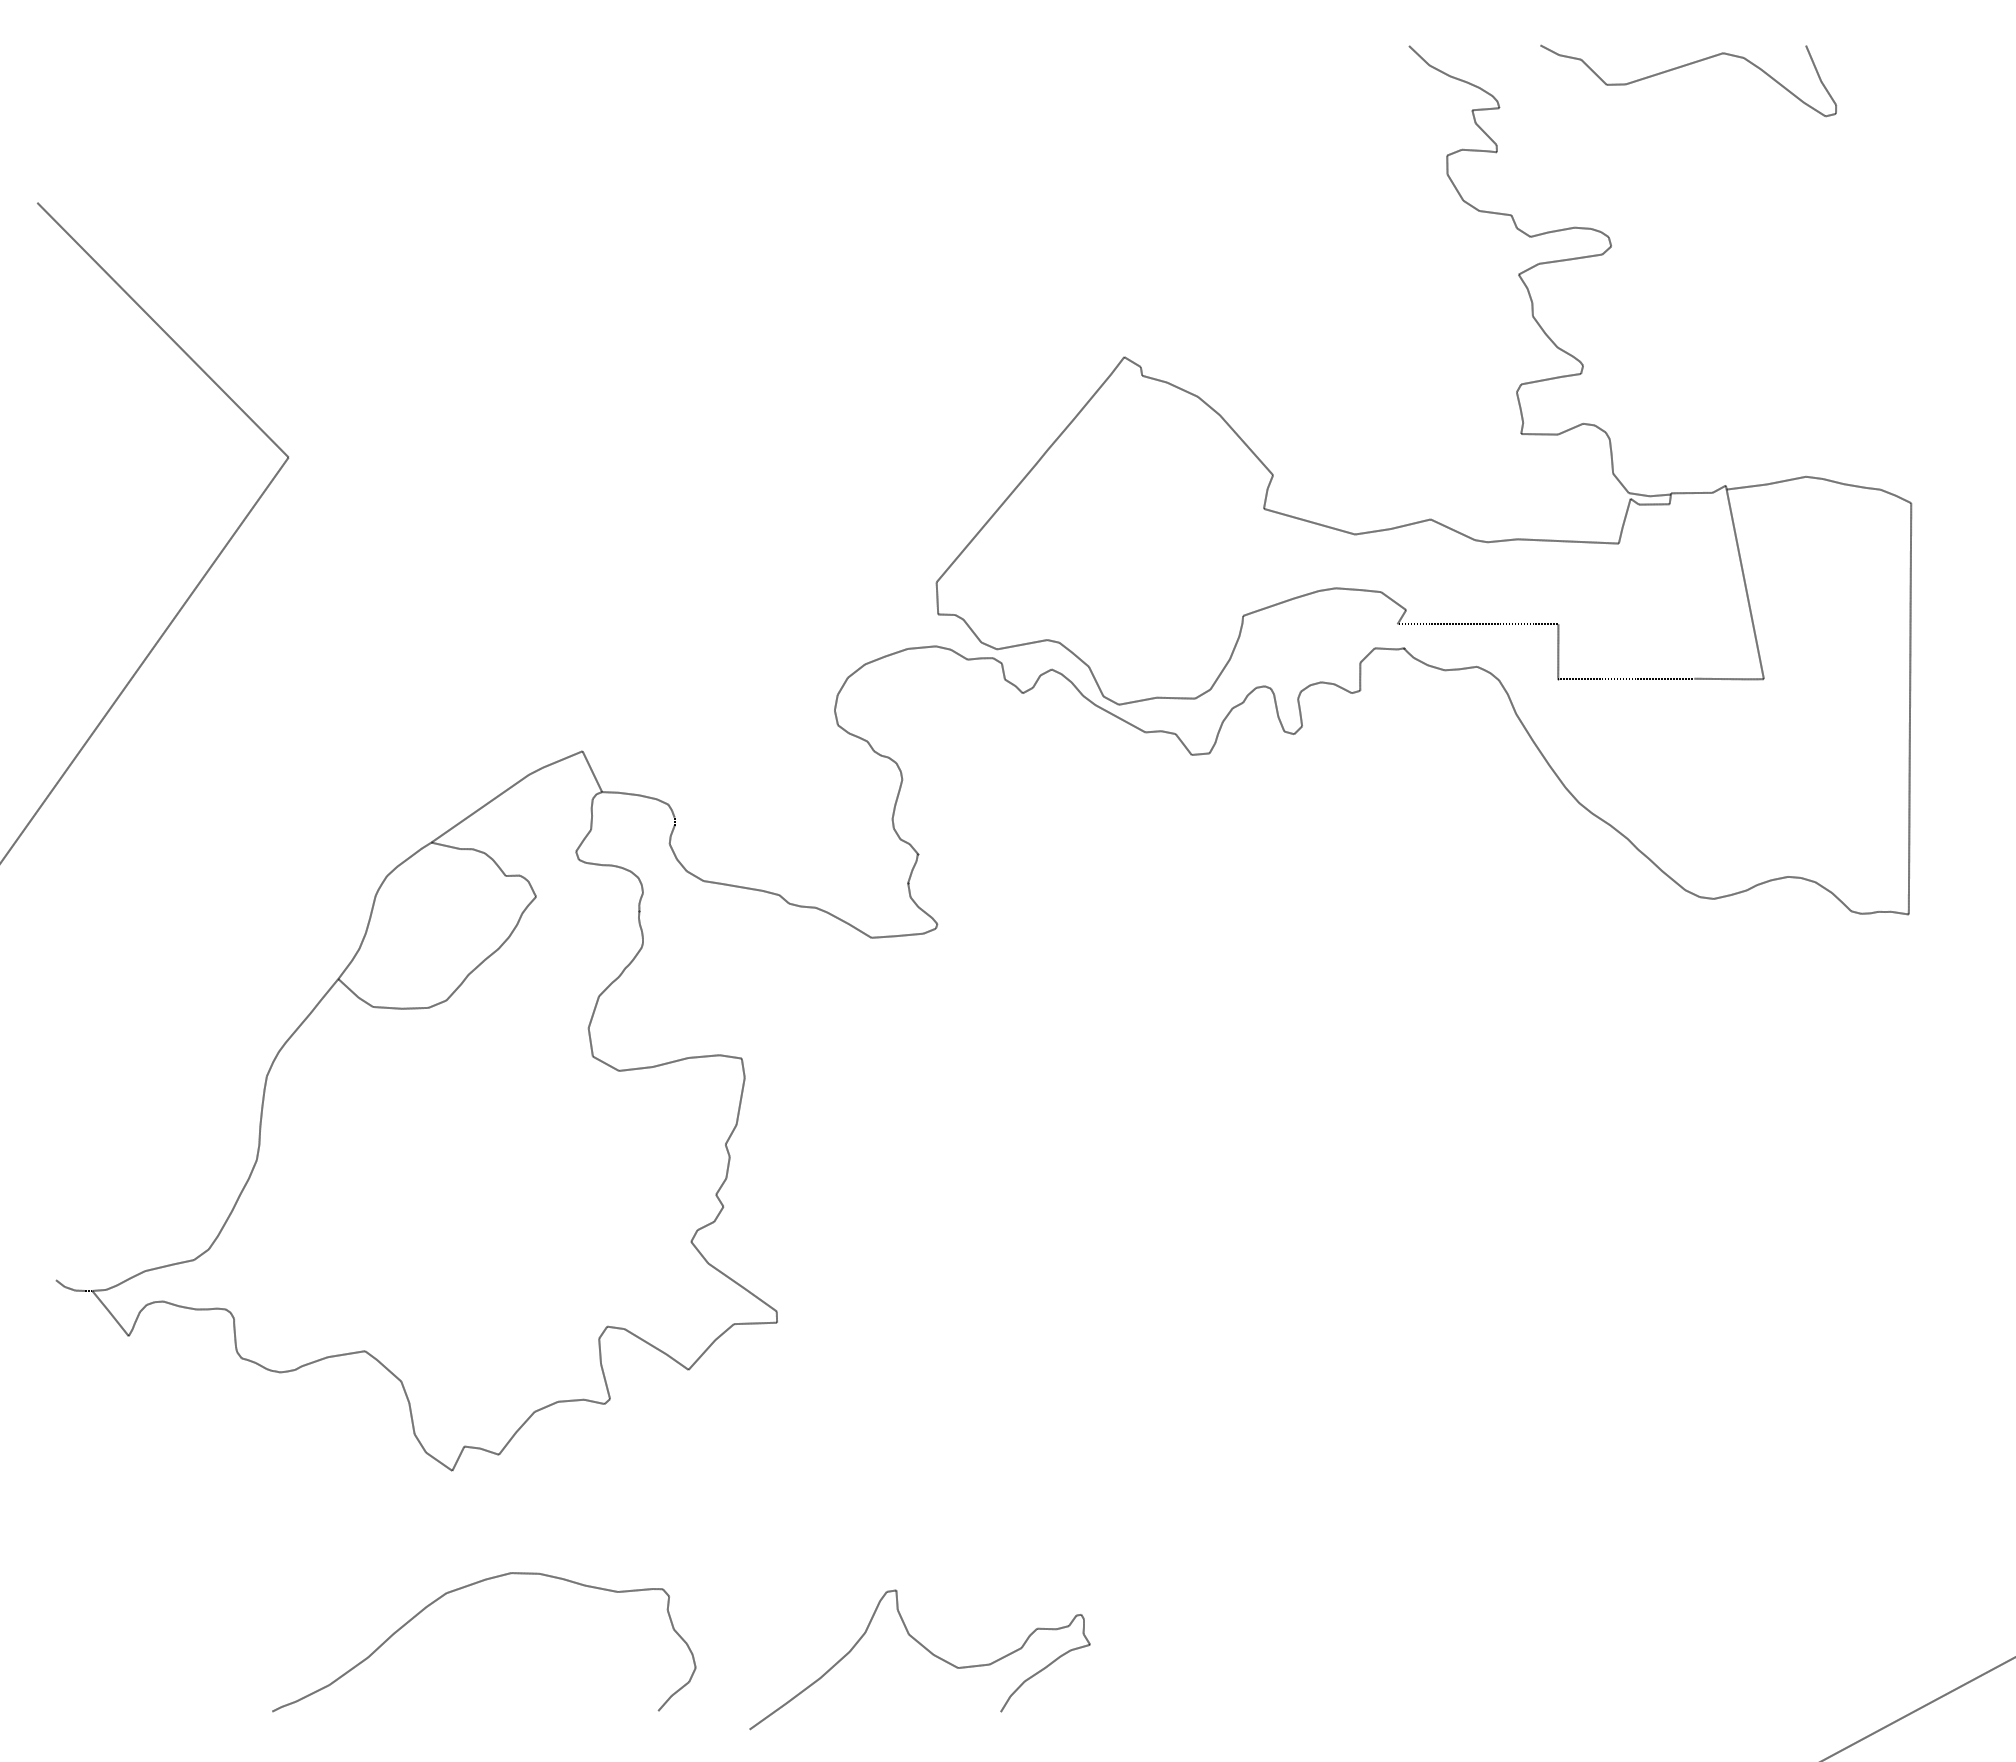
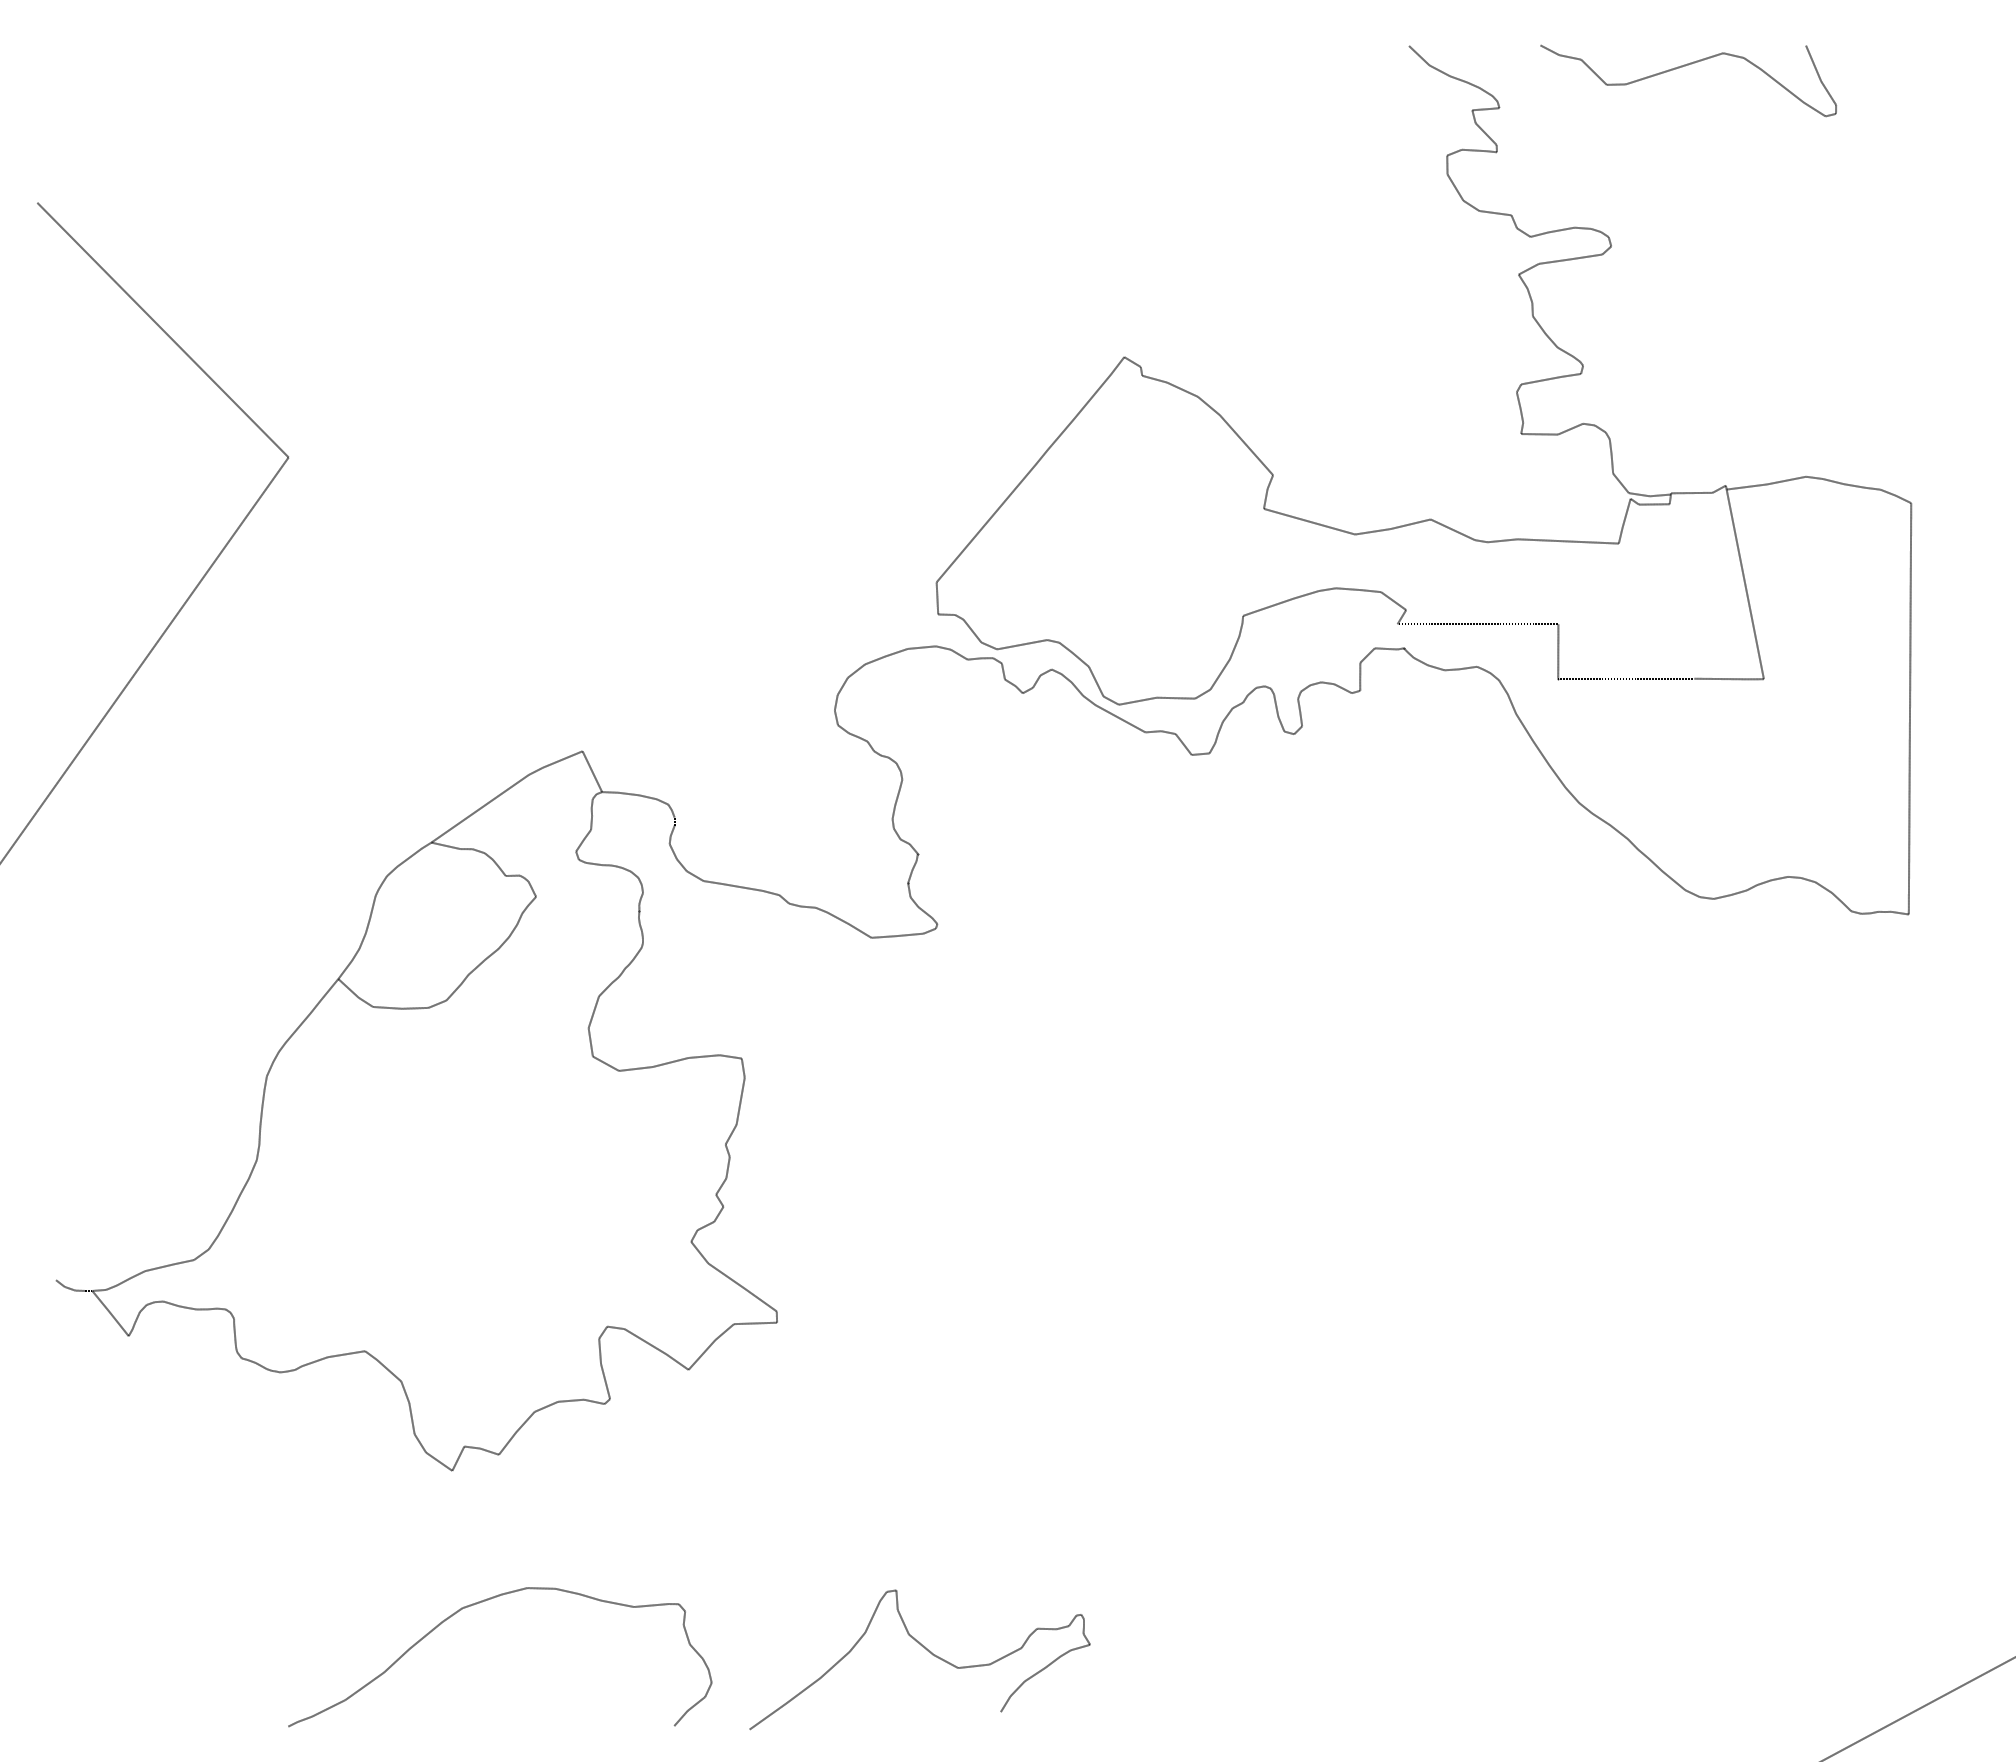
part position: (466, 1587) -> (482, 1602) (482, 1602)
